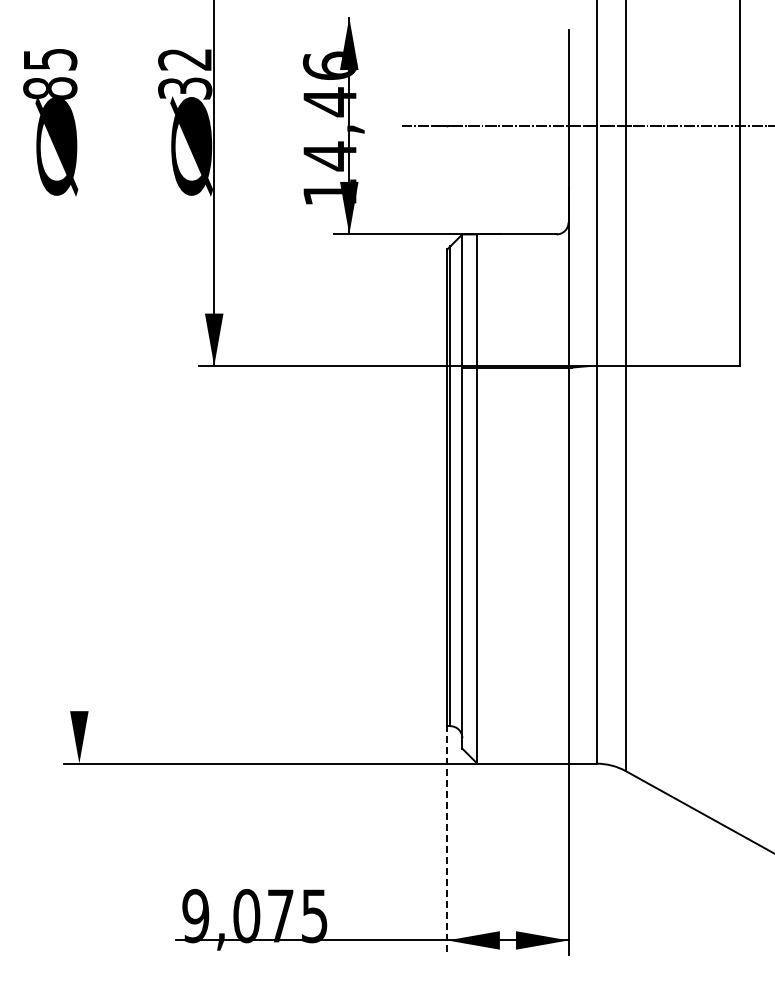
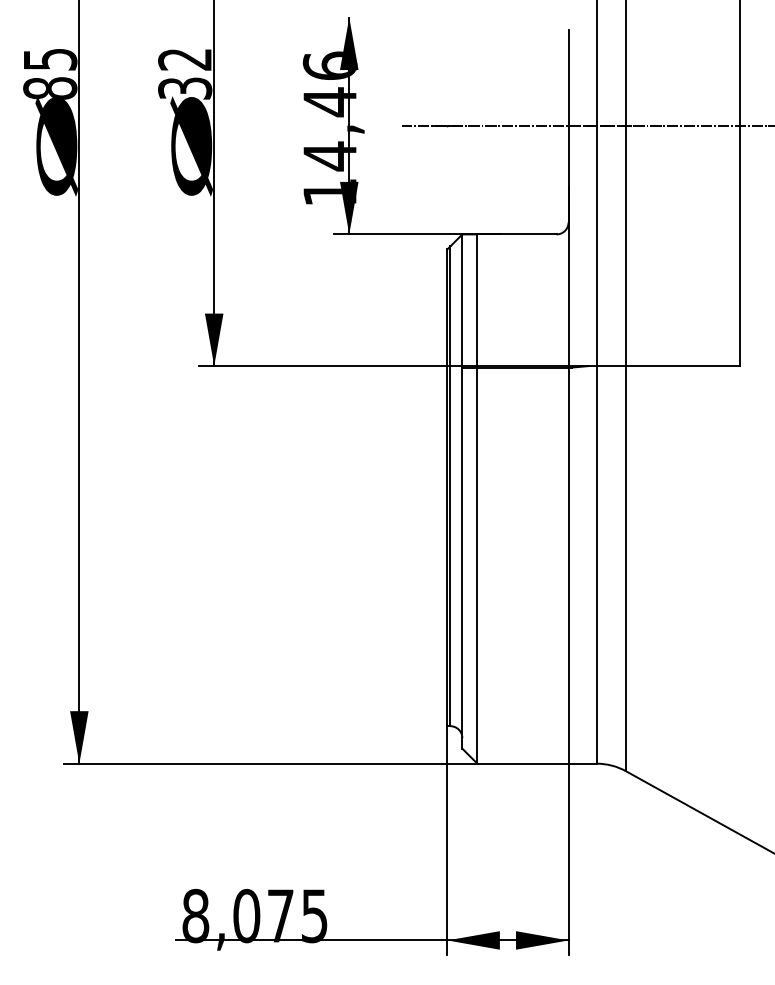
line: none -> present (79, 382)
line: dashed -> solid (447, 840)
text: 9,075 -> 8,075 (195, 916)
